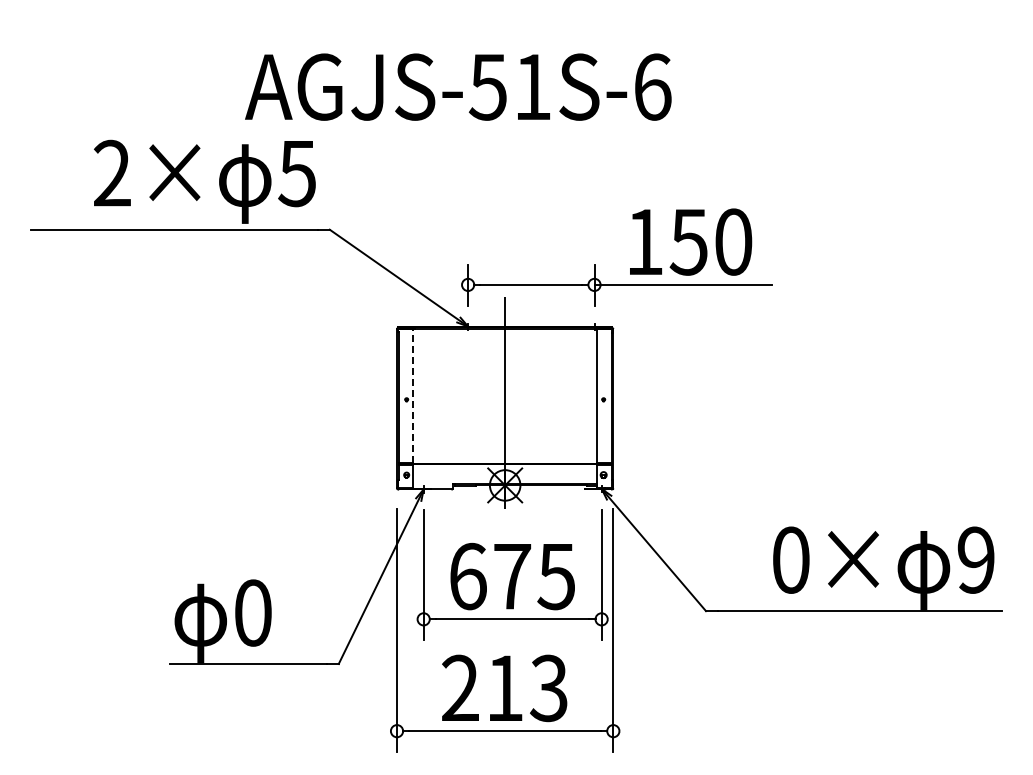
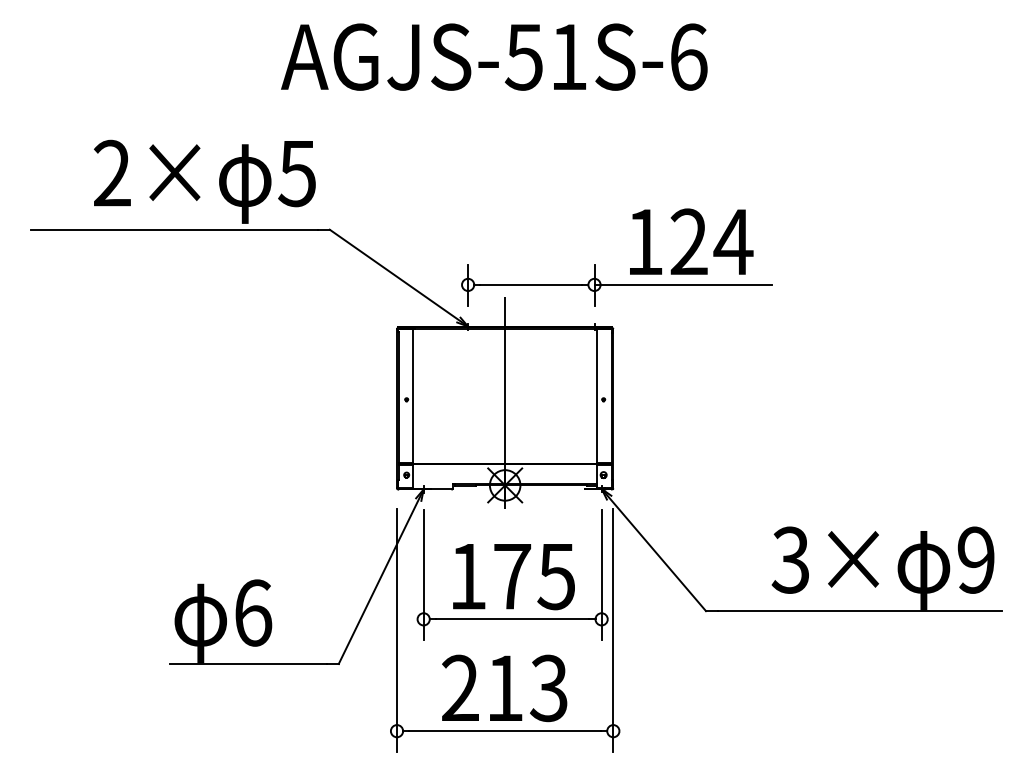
text position: (458, 86) -> (494, 56) (494, 56)
text: 150 -> 124 (711, 241)
line: dashed -> solid (413, 395)
text: 0× -> 3× (790, 559)
text: 675 -> 175 (468, 576)
text: 0 -> 6 (253, 612)
